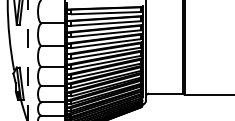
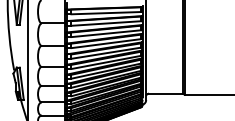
line: dashed -> solid (28, 60)
